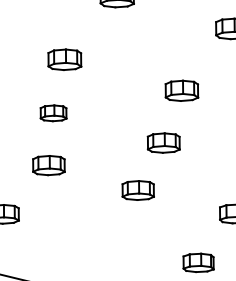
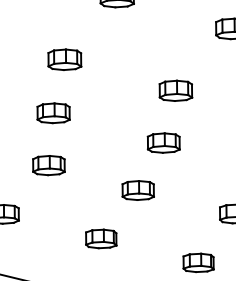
part position: (181, 90) -> (175, 90) (175, 90)
part size: 29x19 px -> 35x23 px (53, 113)
part: none -> present (101, 238)
